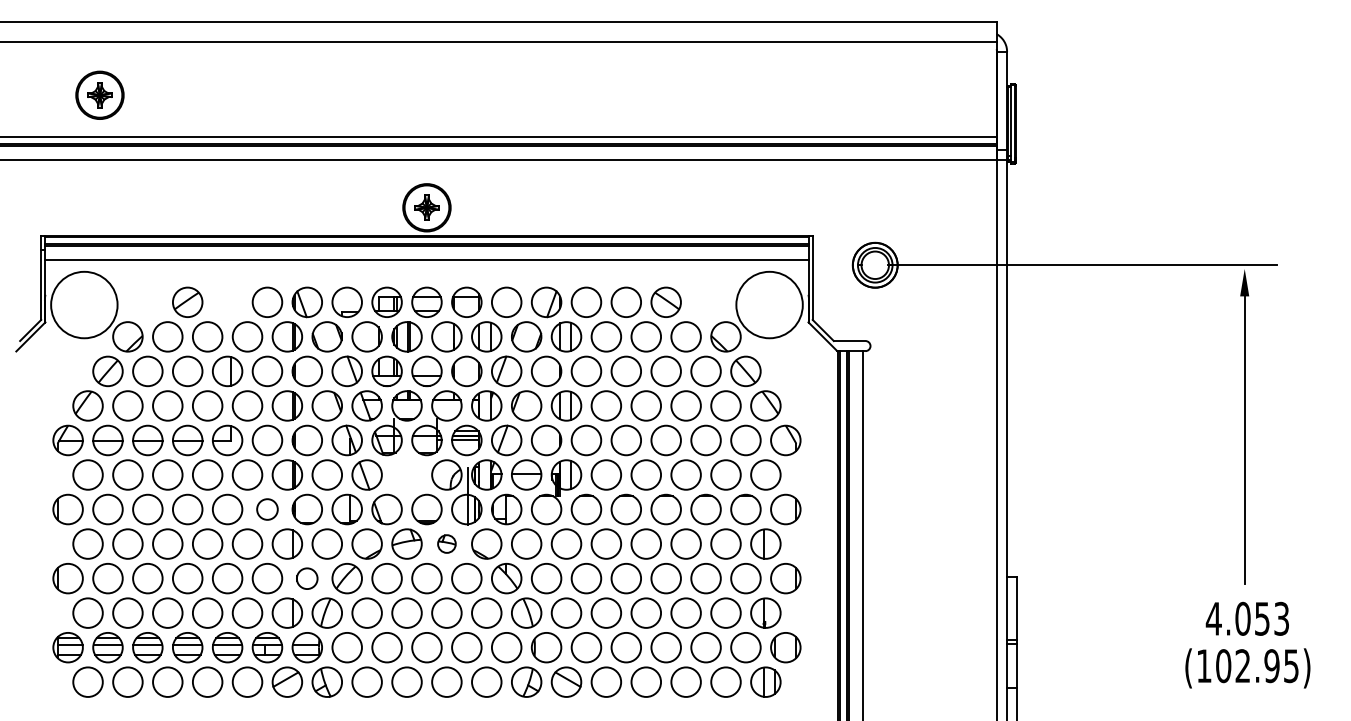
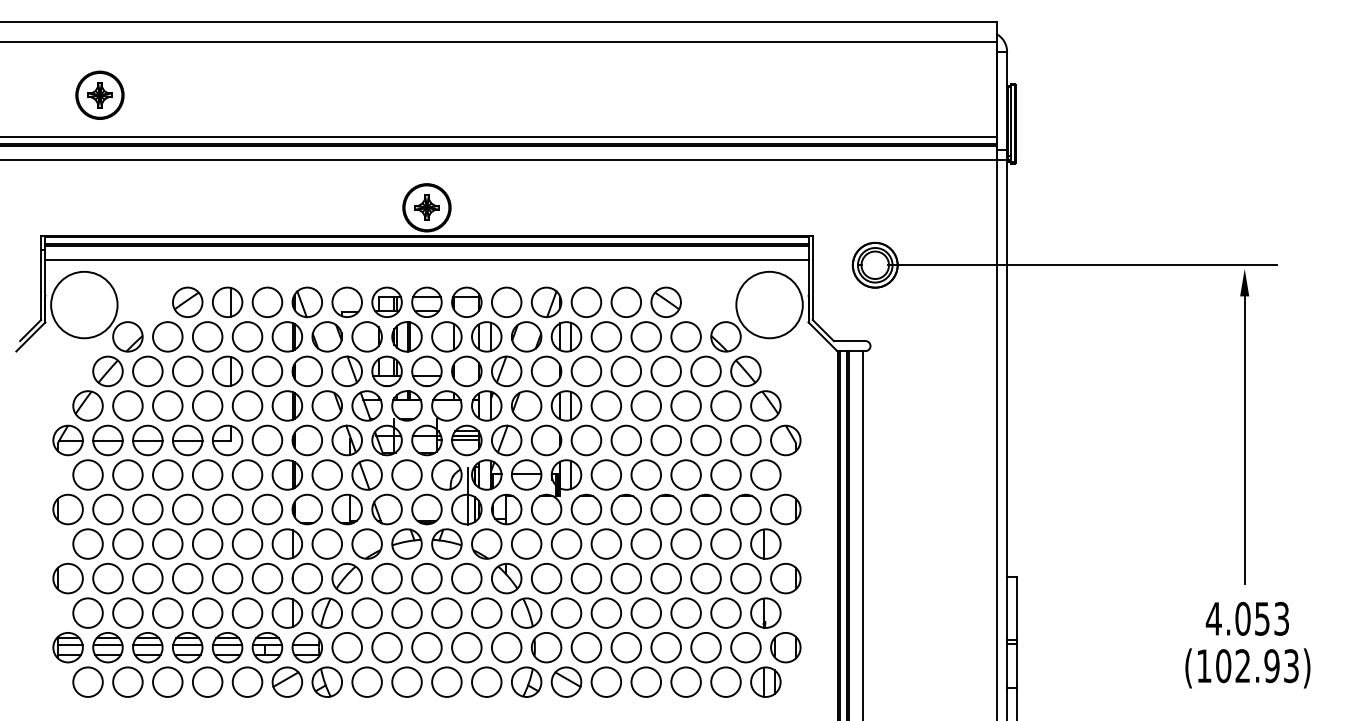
part: none -> present (227, 301)
circle: none -> present (406, 474)
circle size: 23x23 px -> 33x33 px (267, 509)
part size: 20x20 px -> 32x32 px (446, 543)
circle size: 23x23 px -> 32x32 px (306, 578)
text: (102.95) -> (102.93) (1291, 665)
